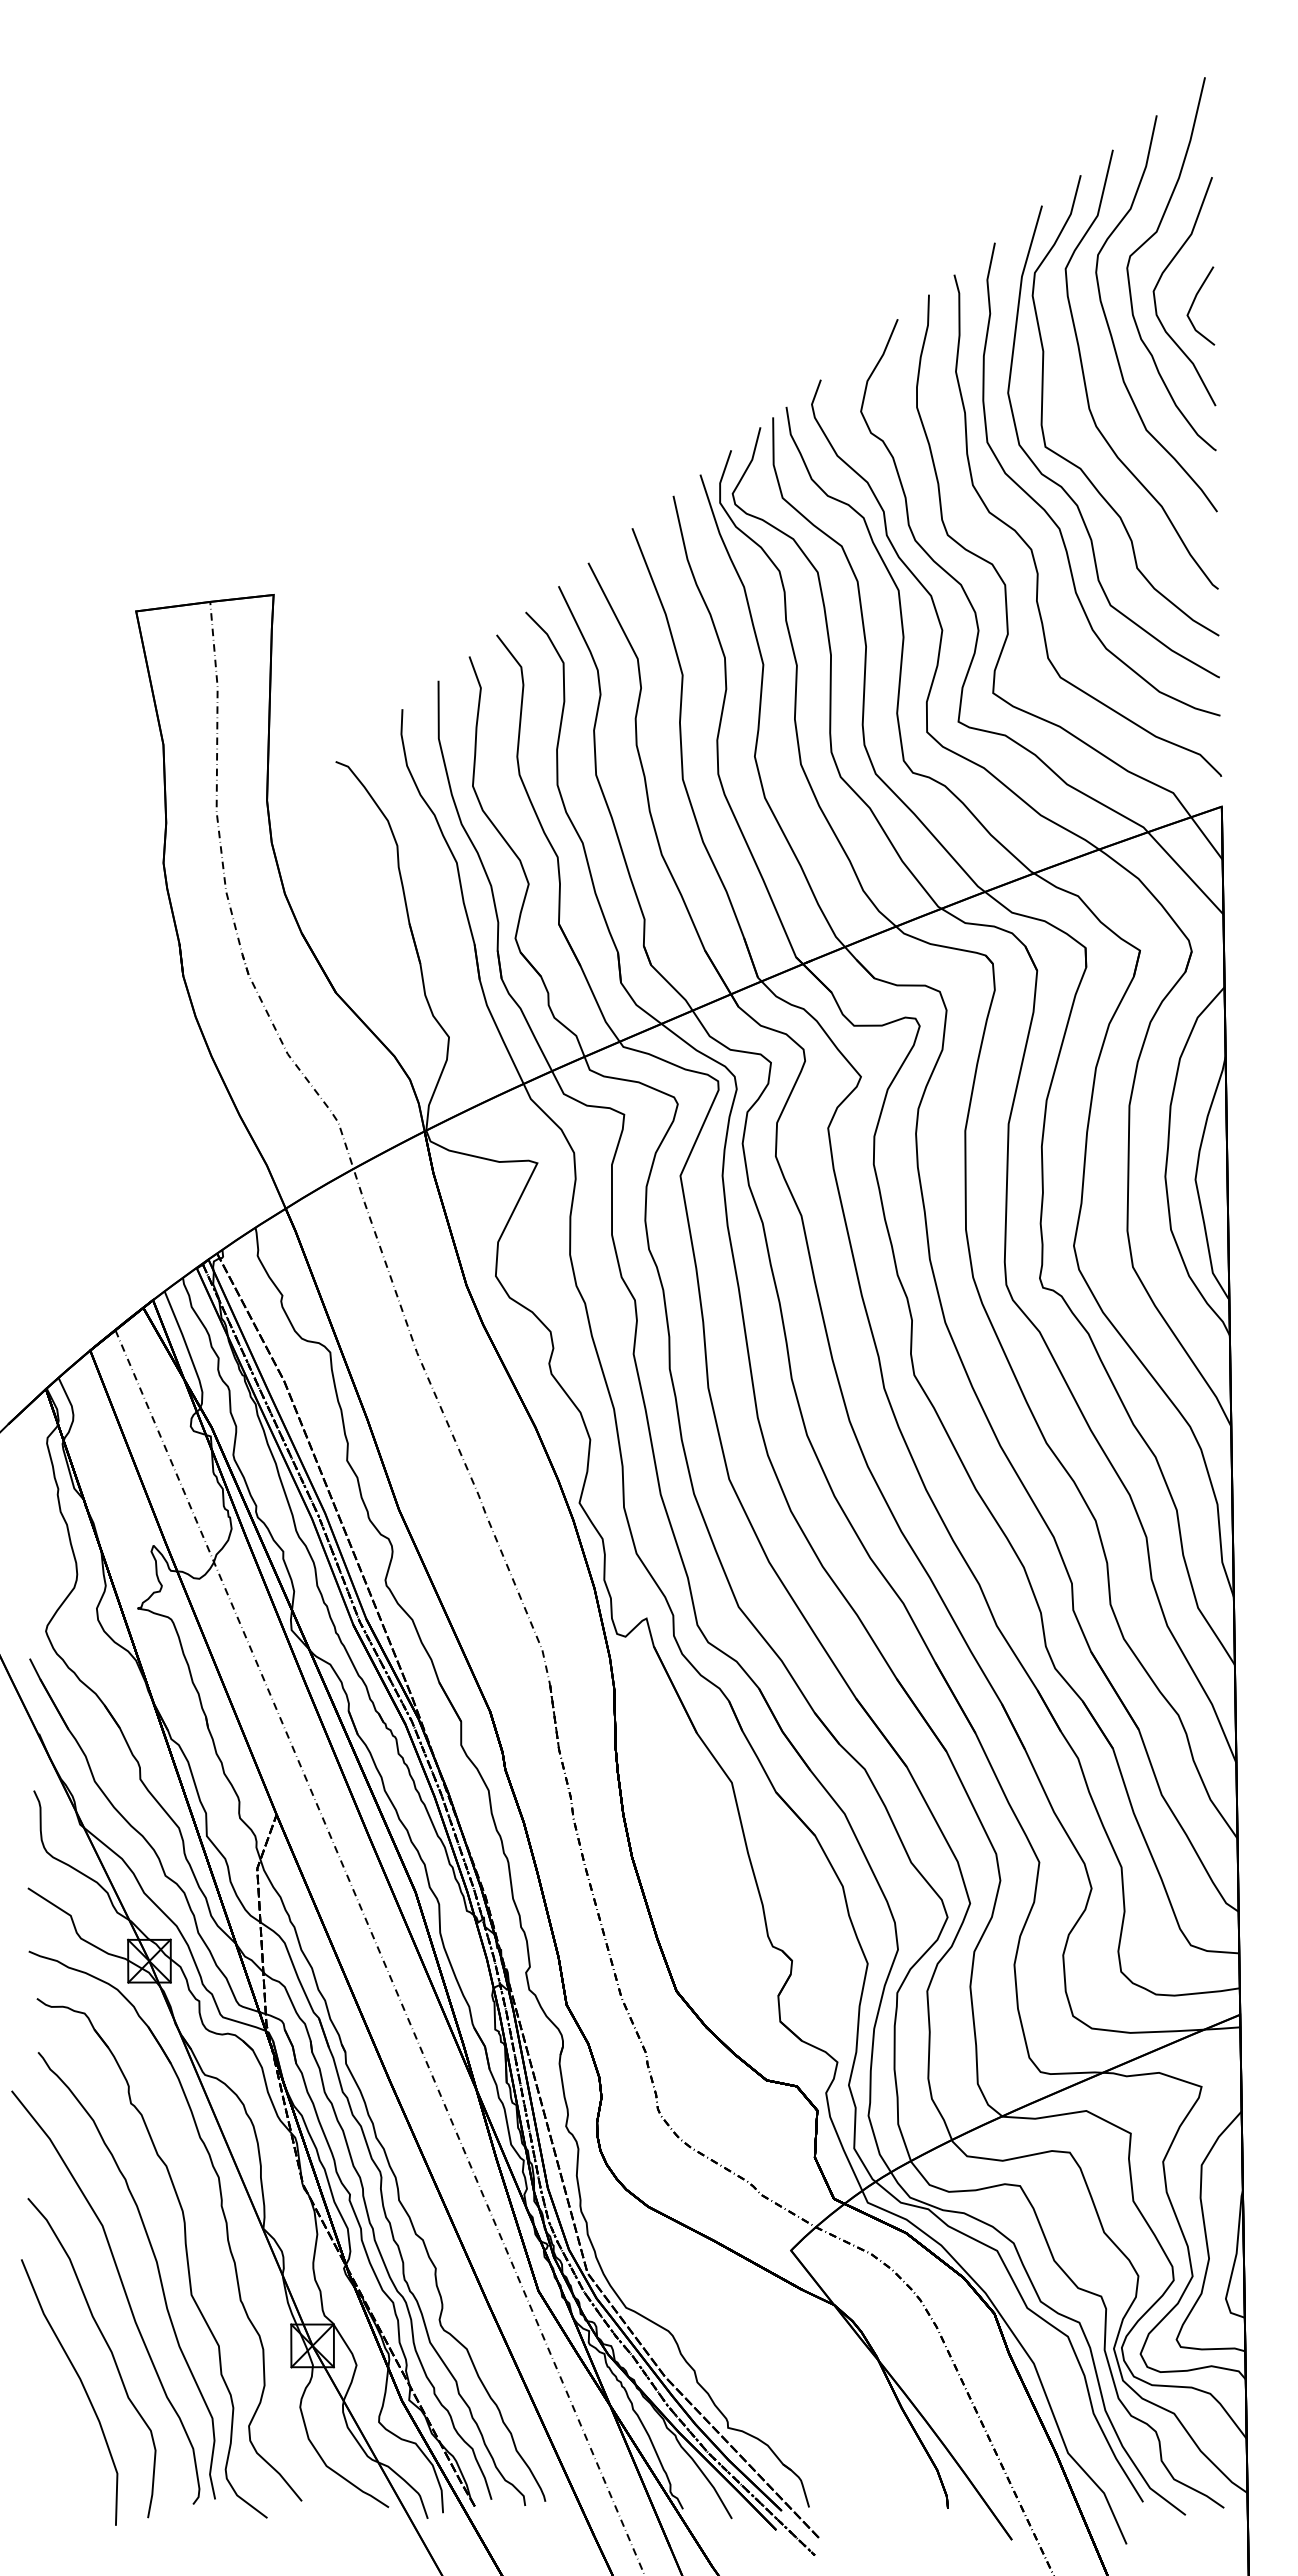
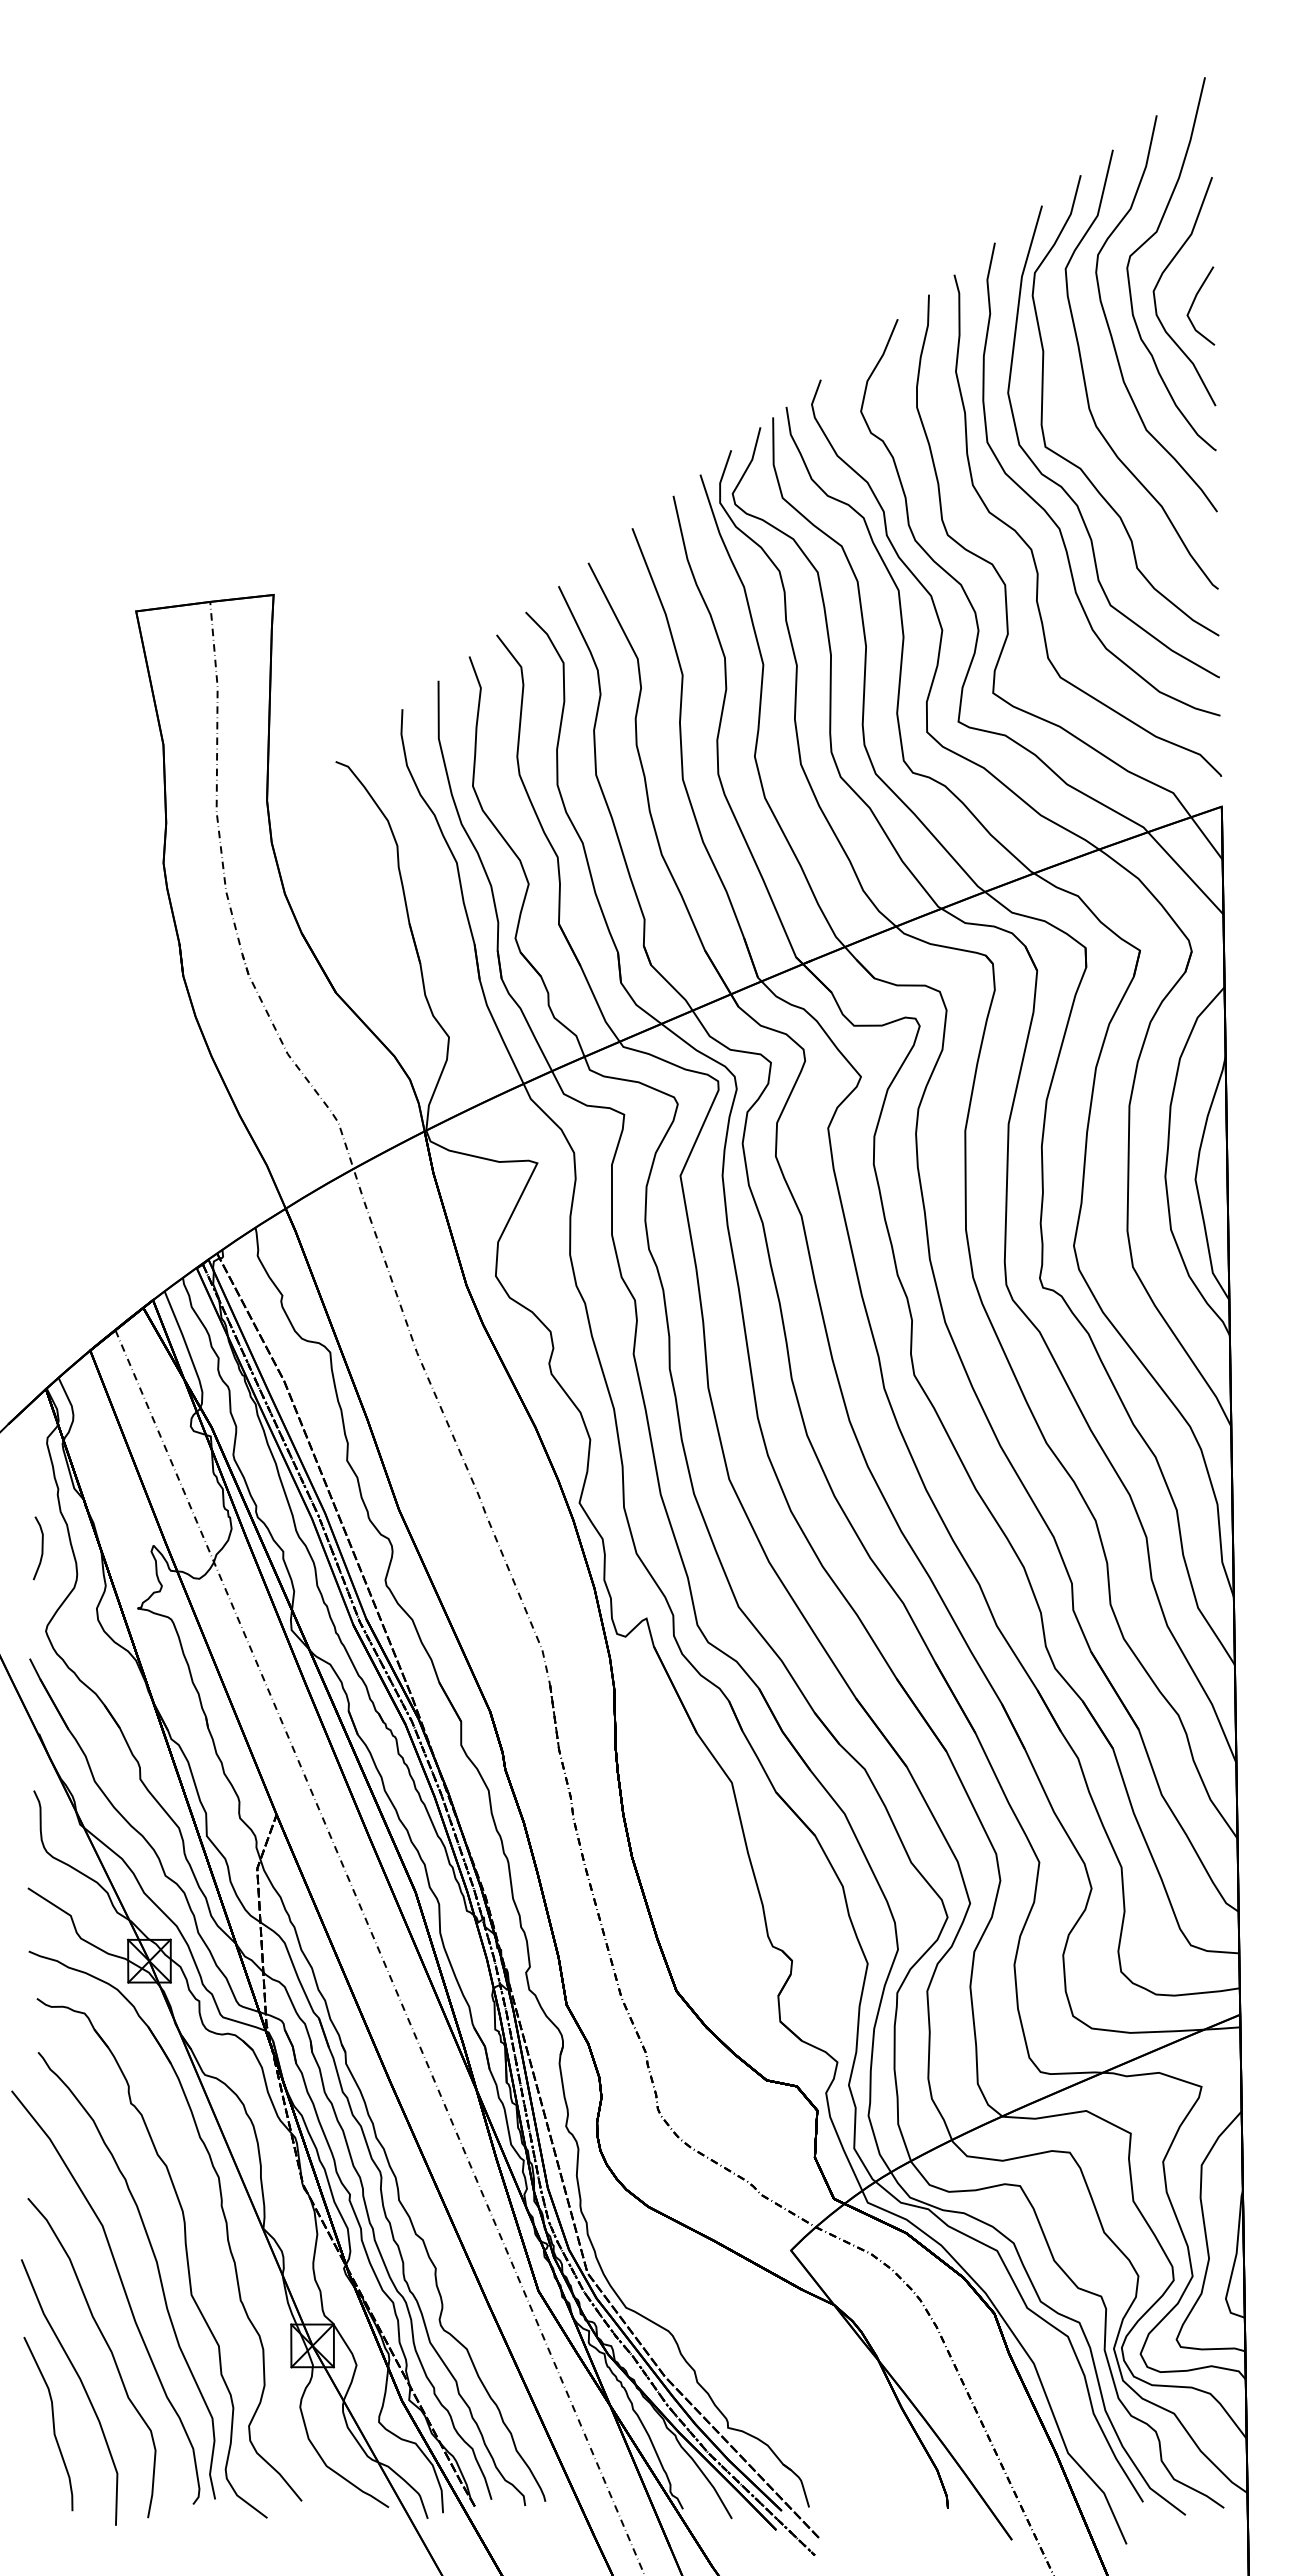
curve: none -> present (41, 1548)
curve: none -> present (52, 2424)
